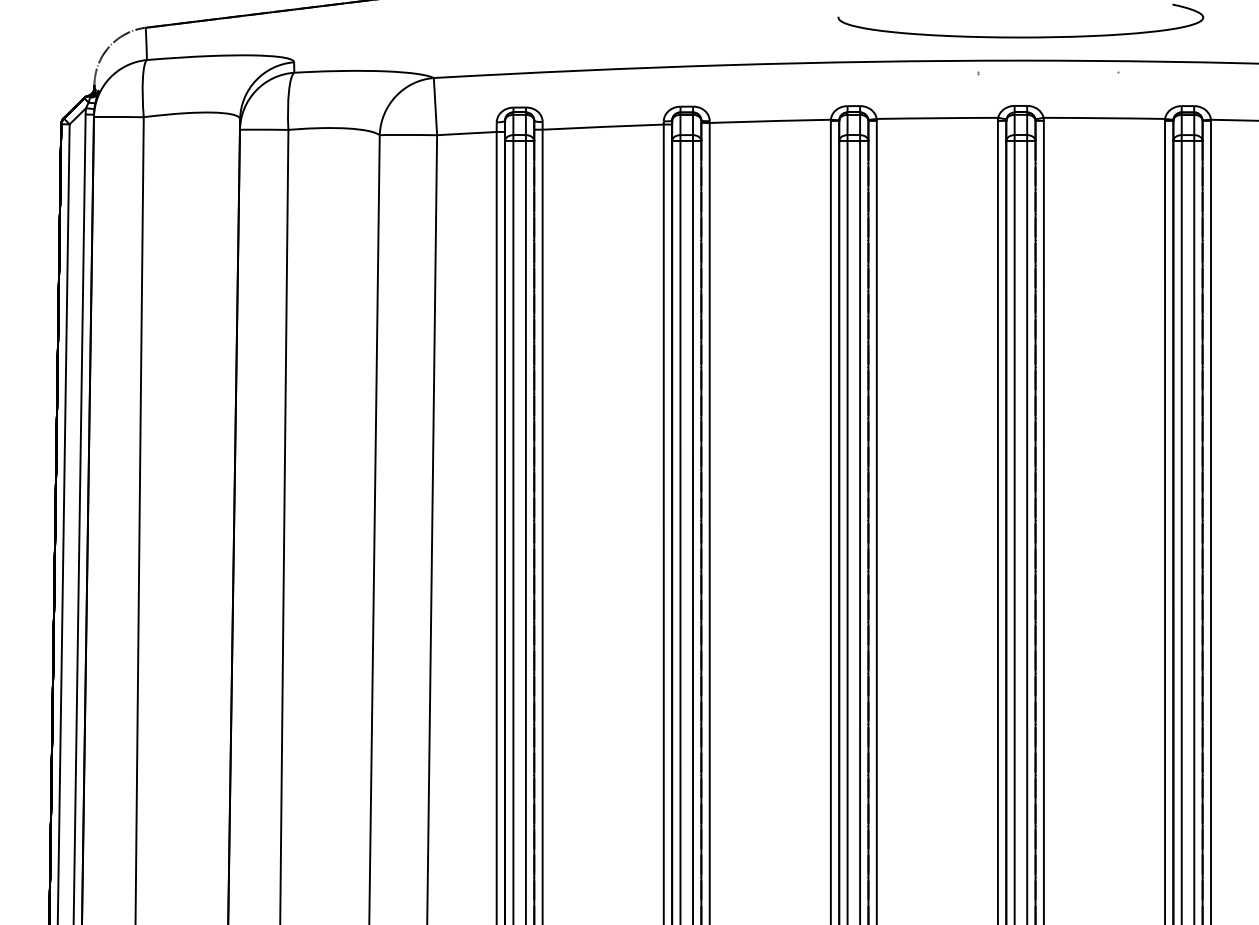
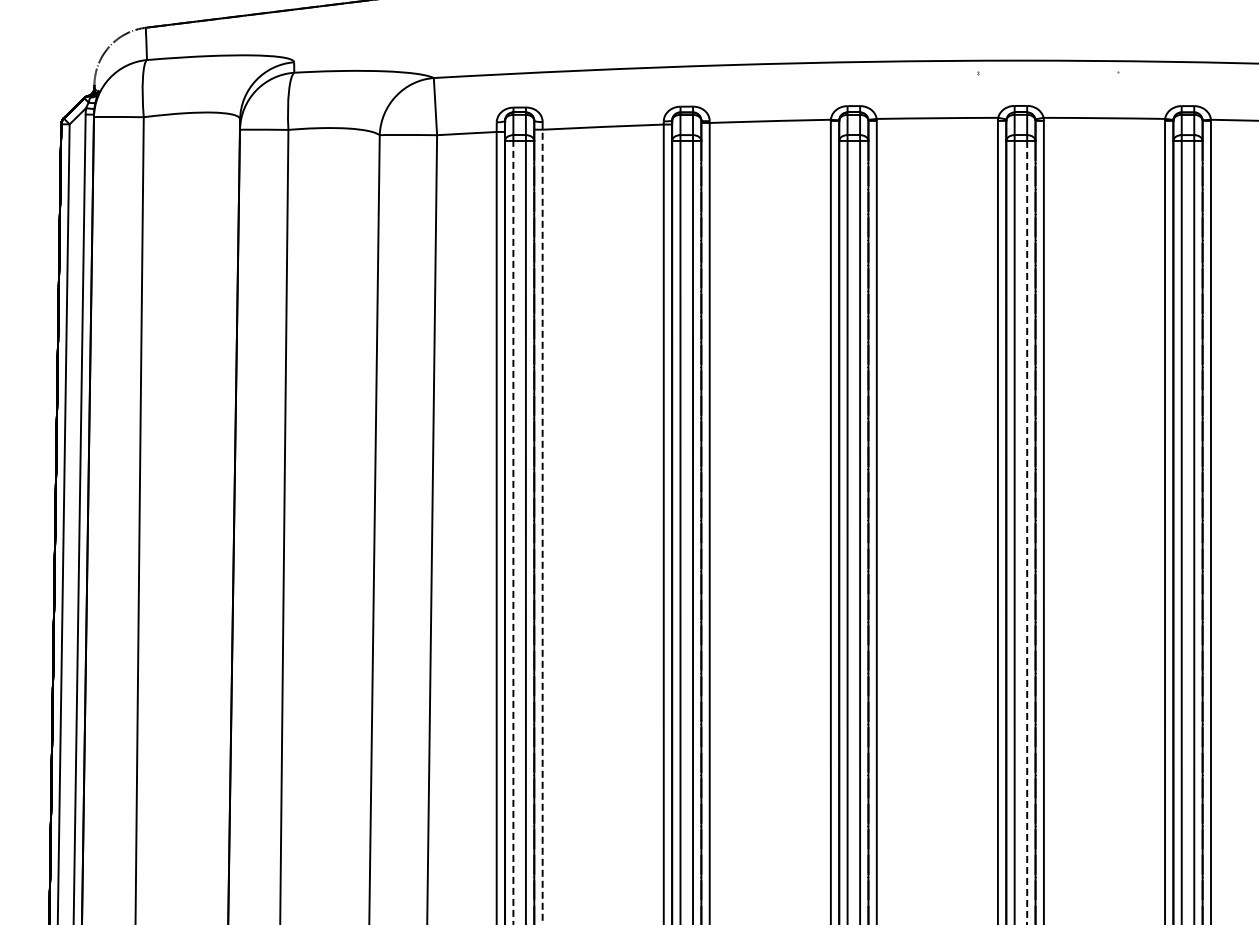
curve: present -> none (1020, 36)
line: solid -> dashed (542, 526)
line: solid -> dashed (513, 532)
line: solid -> dashed (1027, 532)
